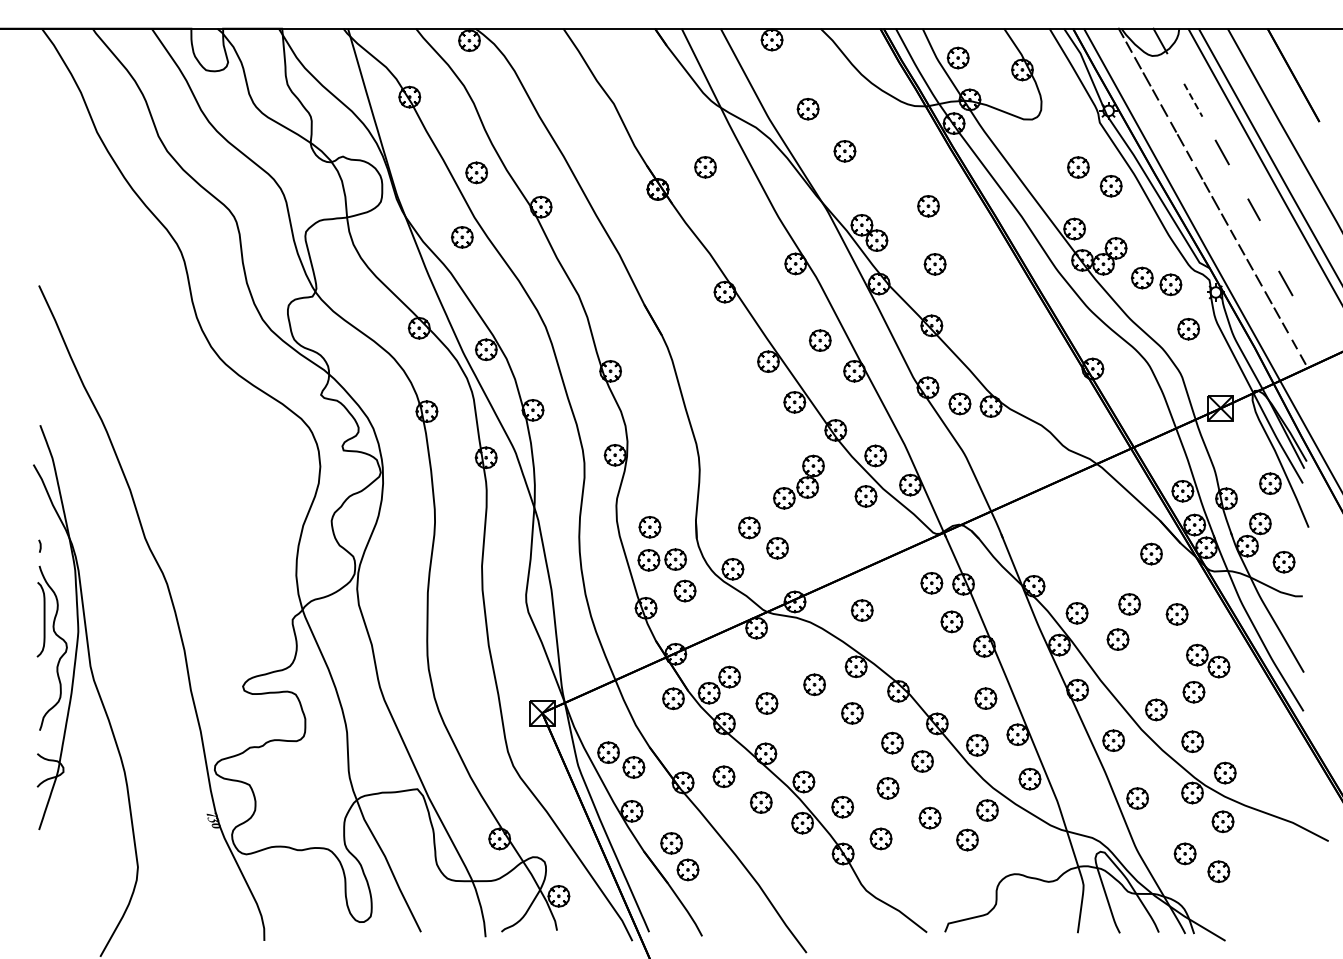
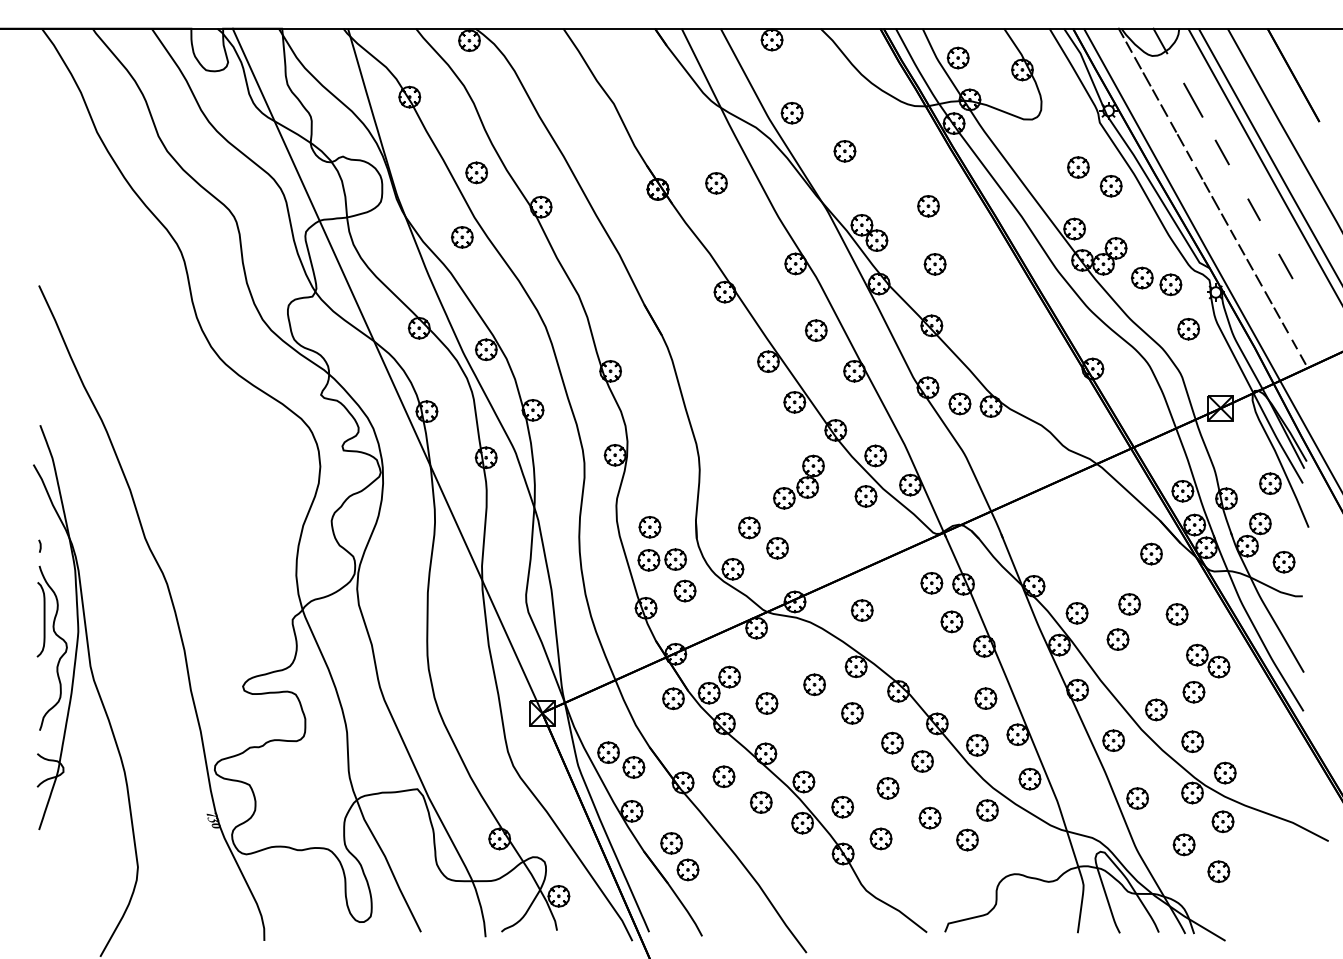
line: dashed -> solid (1193, 100)
part position: (807, 109) -> (791, 113) (791, 113)
part position: (705, 167) -> (716, 183) (716, 183)
line position: (1285, 283) -> (1285, 266) (1285, 266)
part position: (819, 340) -> (815, 330) (815, 330)
line: none -> present (387, 370)
part position: (1184, 853) -> (1183, 844) (1183, 844)
